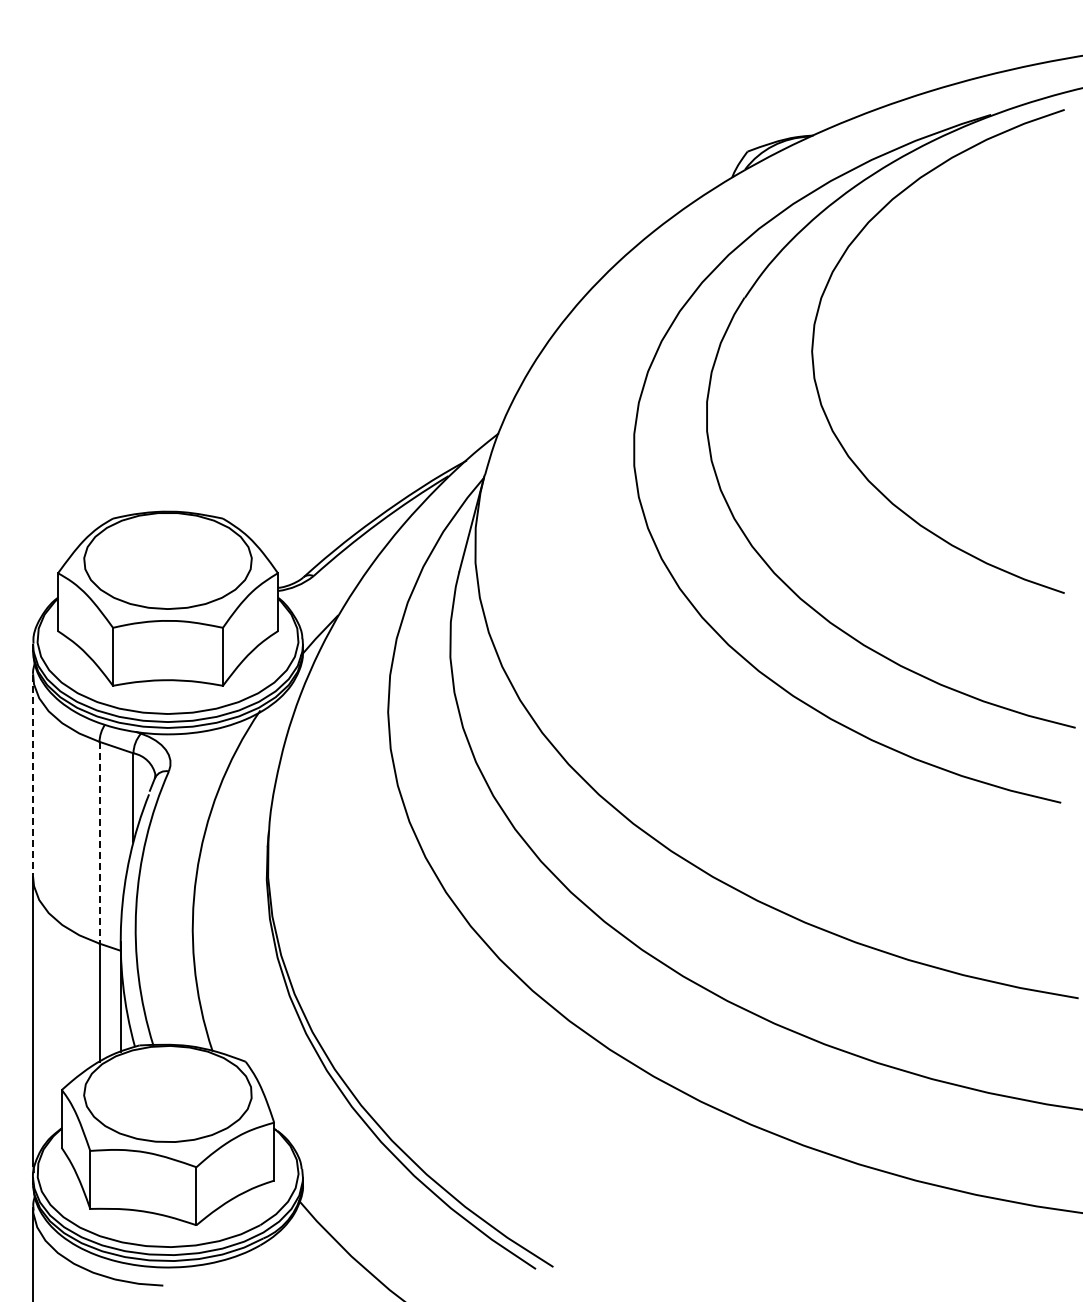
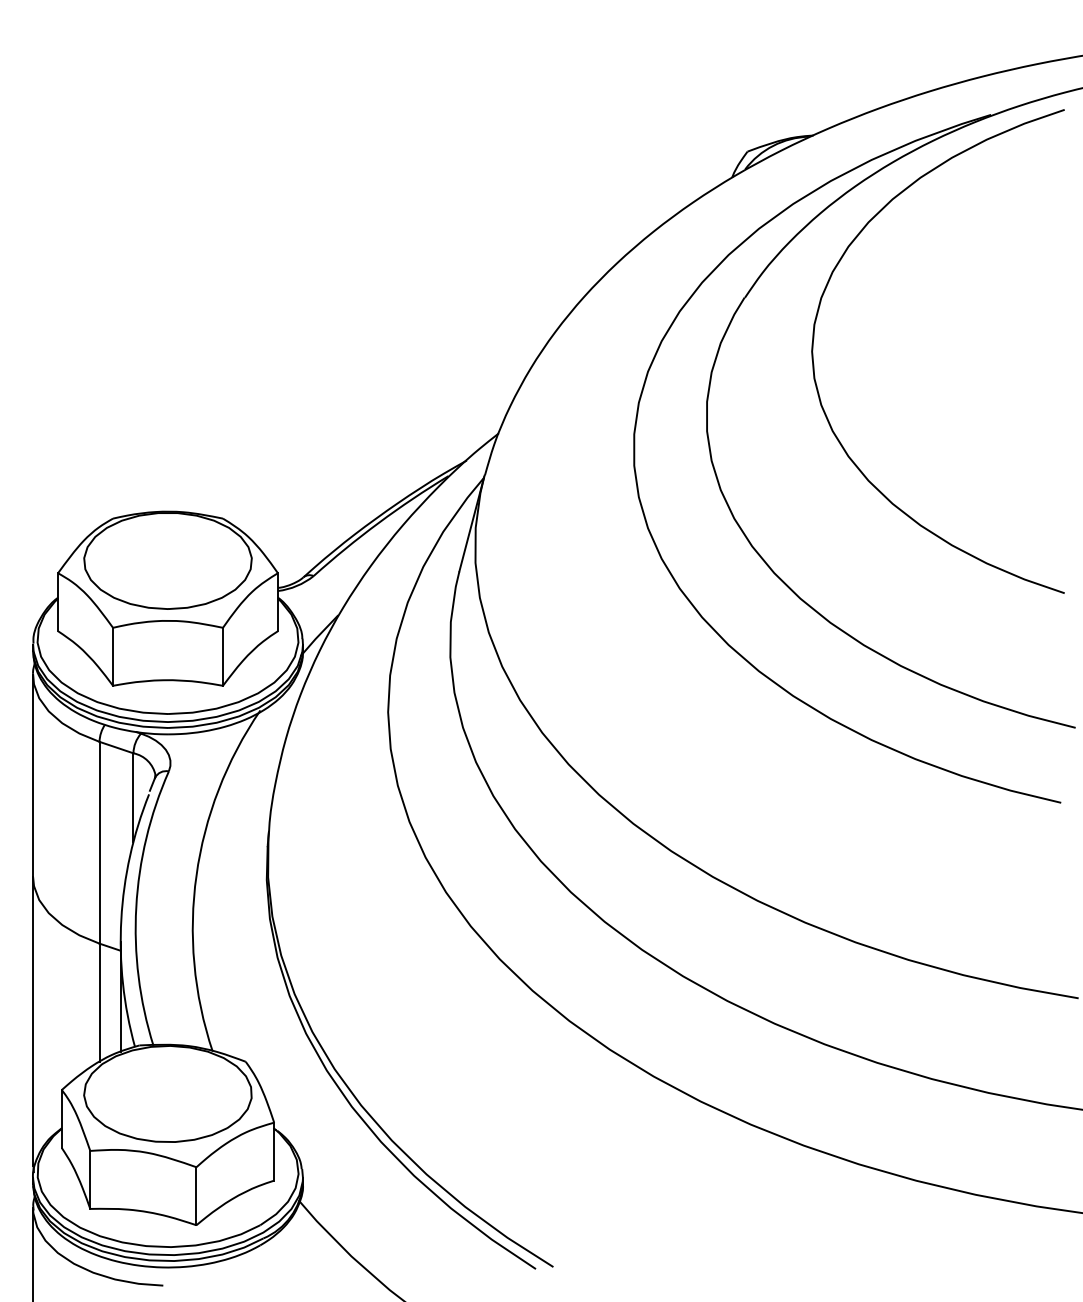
line: dashed -> solid (33, 776)
line: dashed -> solid (99, 842)
